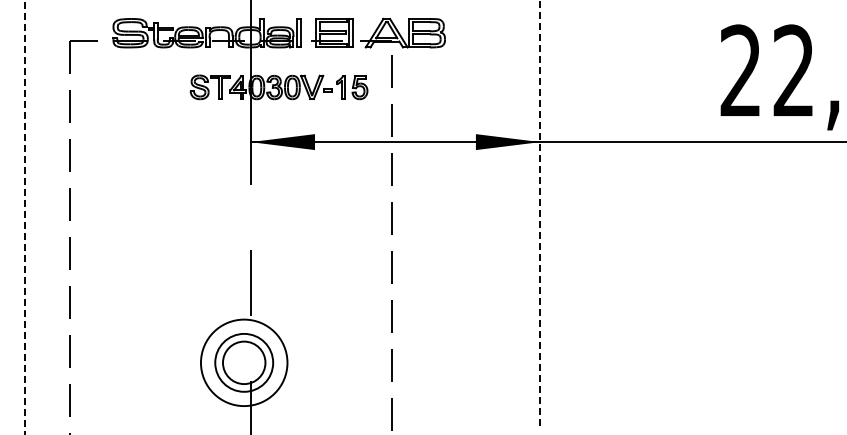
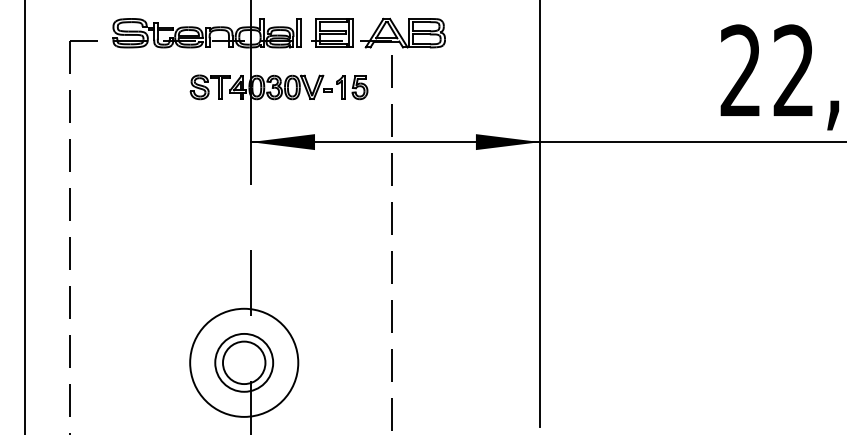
line: dashed -> solid (540, 214)
line: dashed -> solid (25, 217)
circle diameter: 86 px -> 108 px (244, 362)
